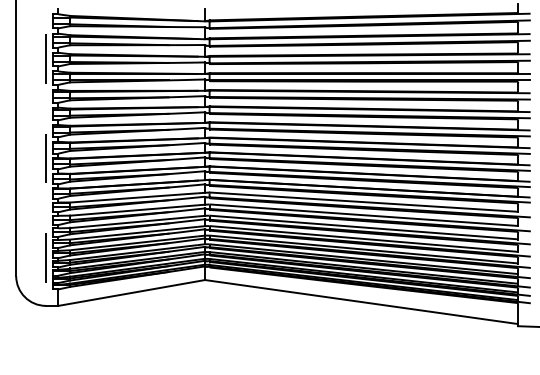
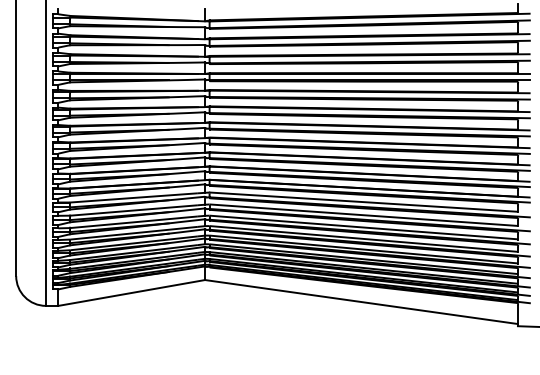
line: dashed -> solid (46, 152)
